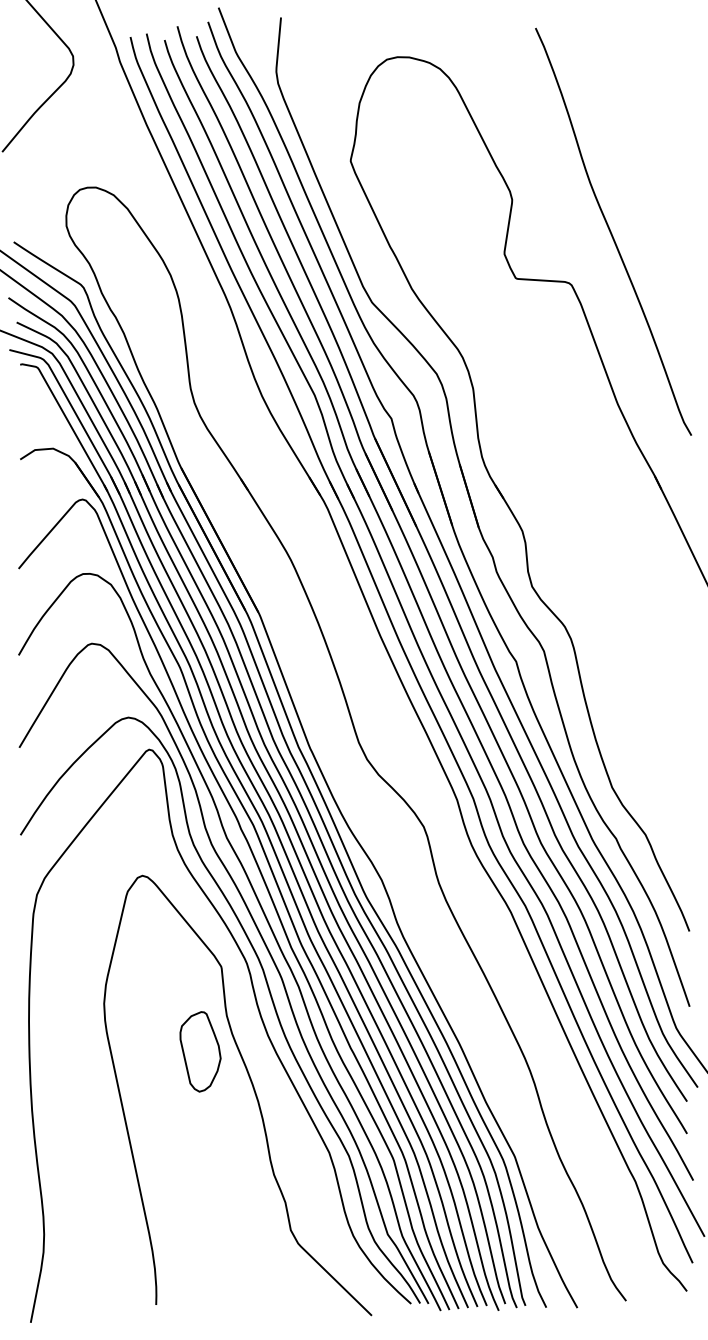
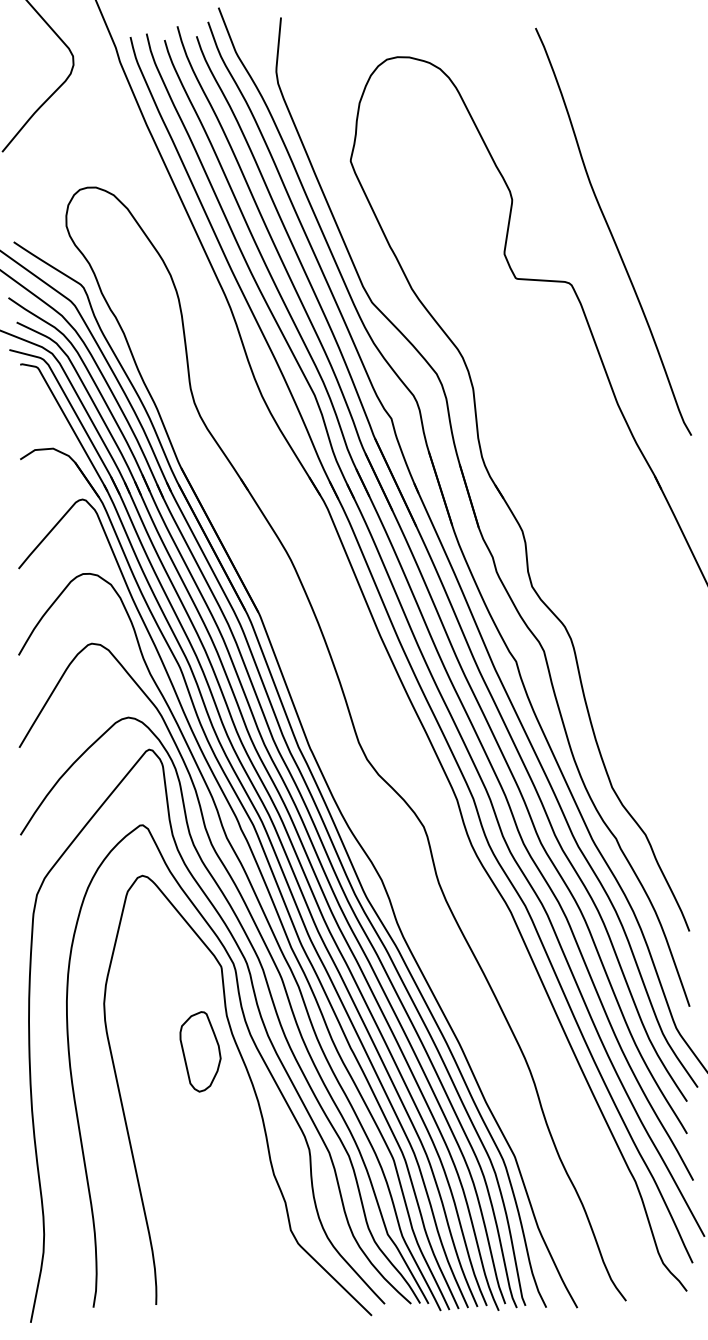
curve: none -> present (256, 1049)
